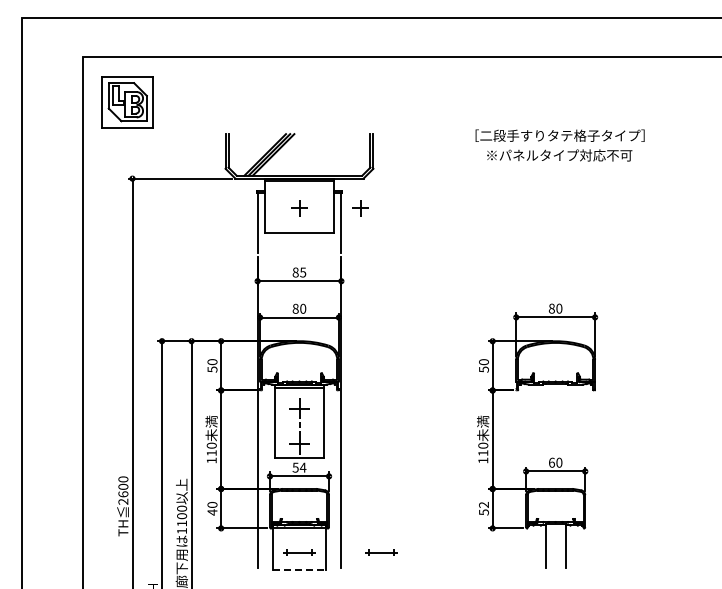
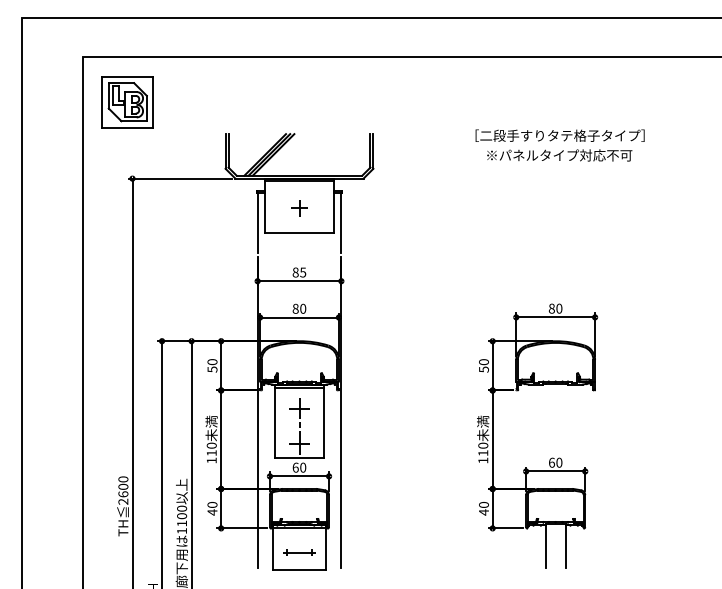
part: present -> none (360, 208)
text: 54 -> 60 (299, 467)
text: 52 -> 40 (483, 508)
part: present -> none (381, 552)
line: dashed -> solid (300, 569)
